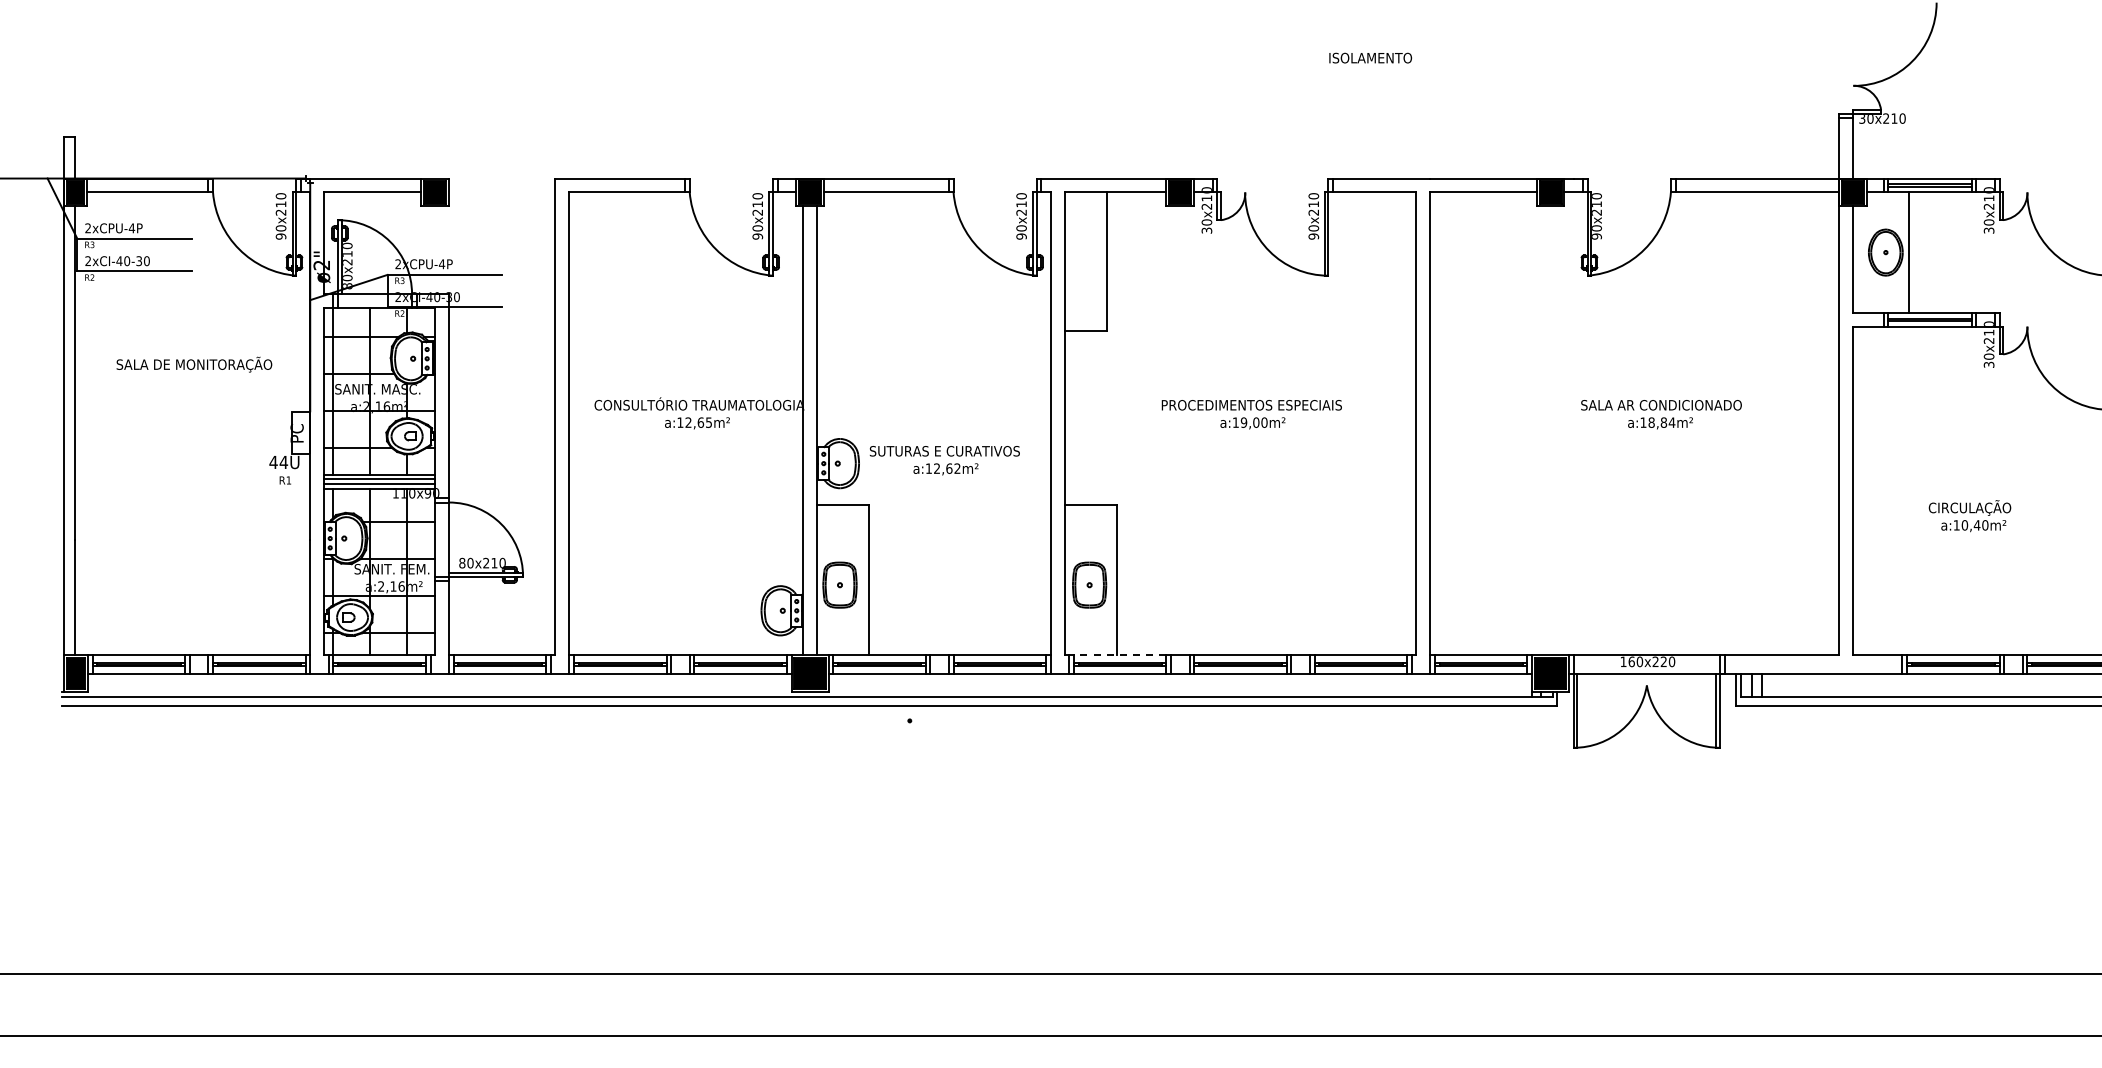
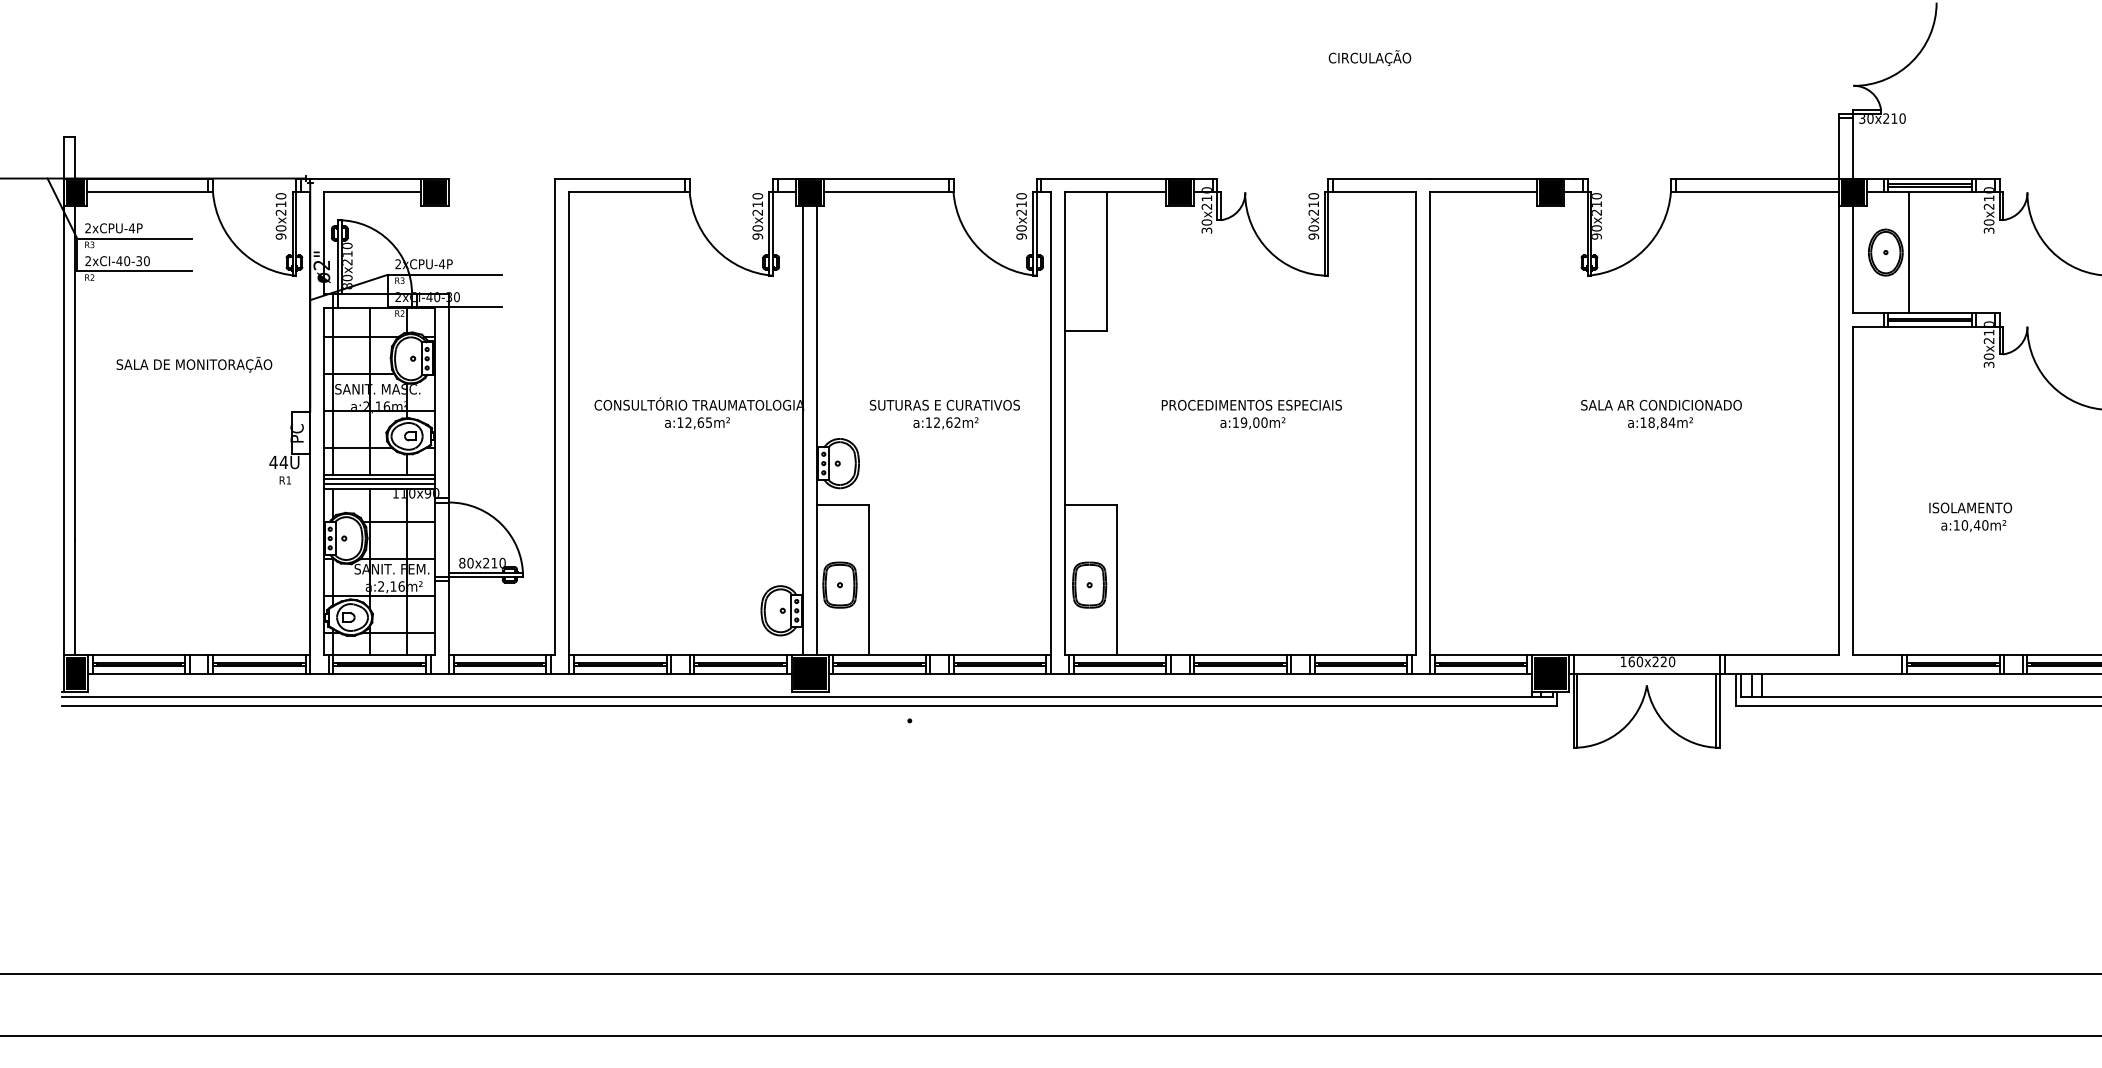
text: ISOLAMENTO -> CIRCULAÇÃO (1370, 57)
text position: (944, 460) -> (944, 414) (944, 414)
text: CIRCULAÇÃO -> ISOLAMENTO (1970, 507)
line: dashed -> solid (1119, 655)
